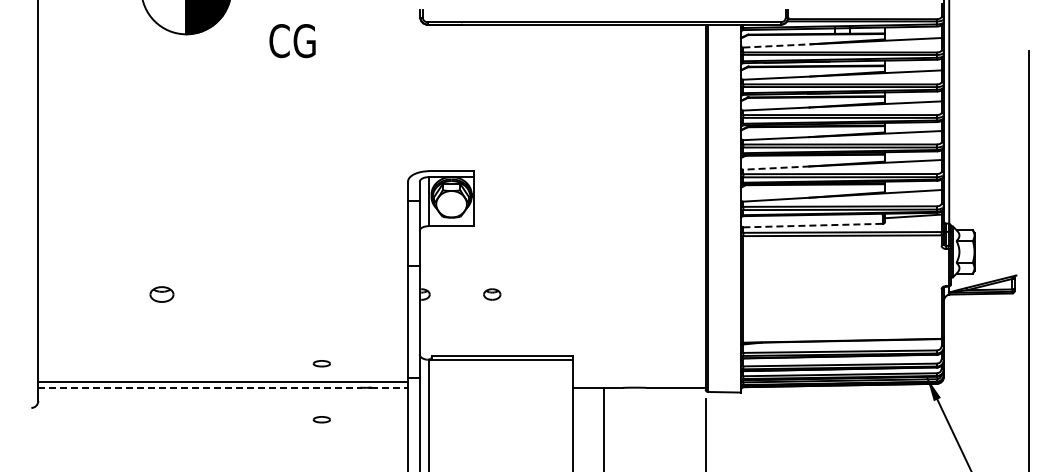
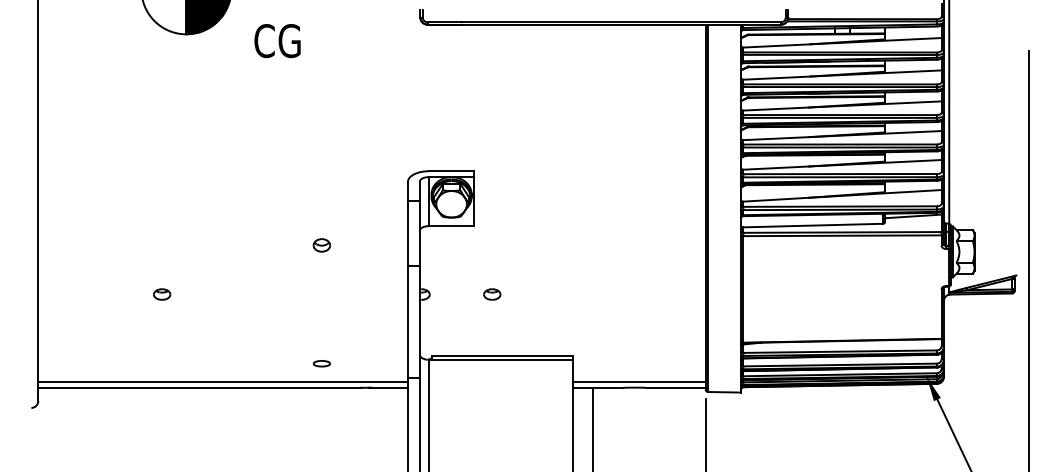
text position: (292, 41) -> (277, 41) (277, 41)
line: dashed -> solid (776, 45)
line: dashed -> solid (775, 168)
line: dashed -> solid (813, 225)
part: none -> present (321, 245)
part size: 26x17 px -> 19x13 px (162, 294)
line: none -> present (639, 381)
line: dashed -> solid (200, 387)
line: dashed -> solid (390, 387)
part: present -> none (321, 419)
line position: (604, 427) -> (593, 427) (593, 427)
